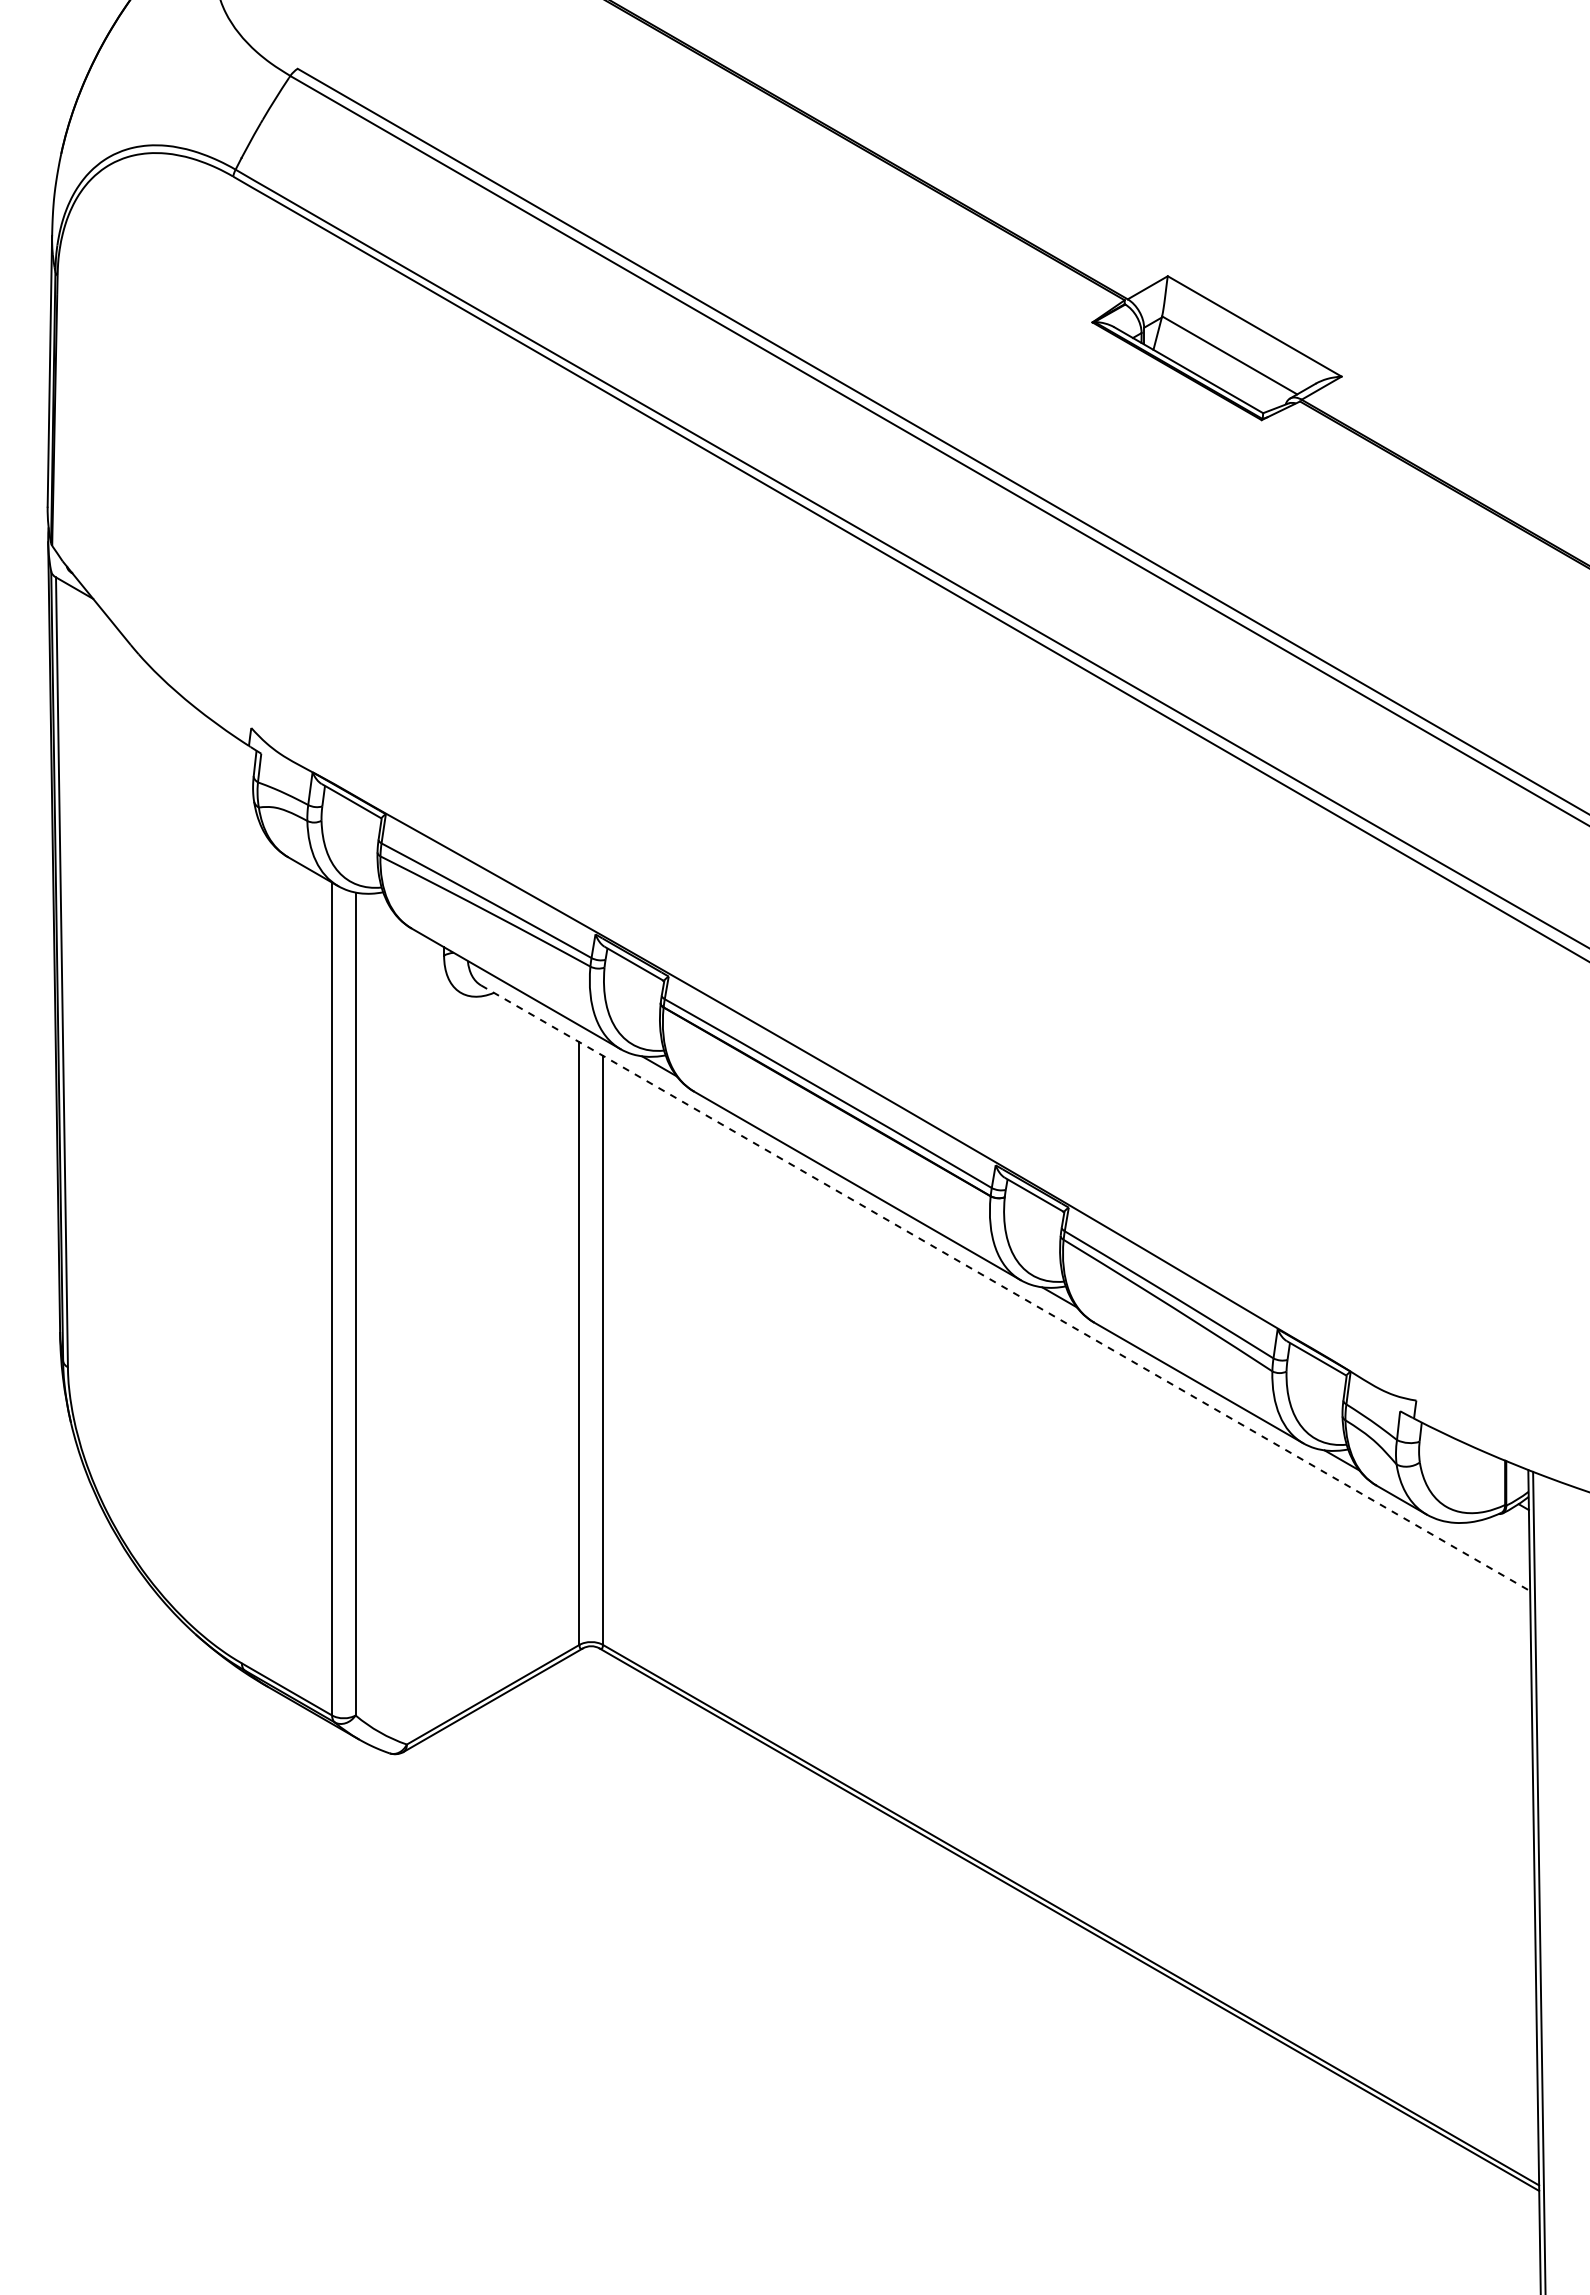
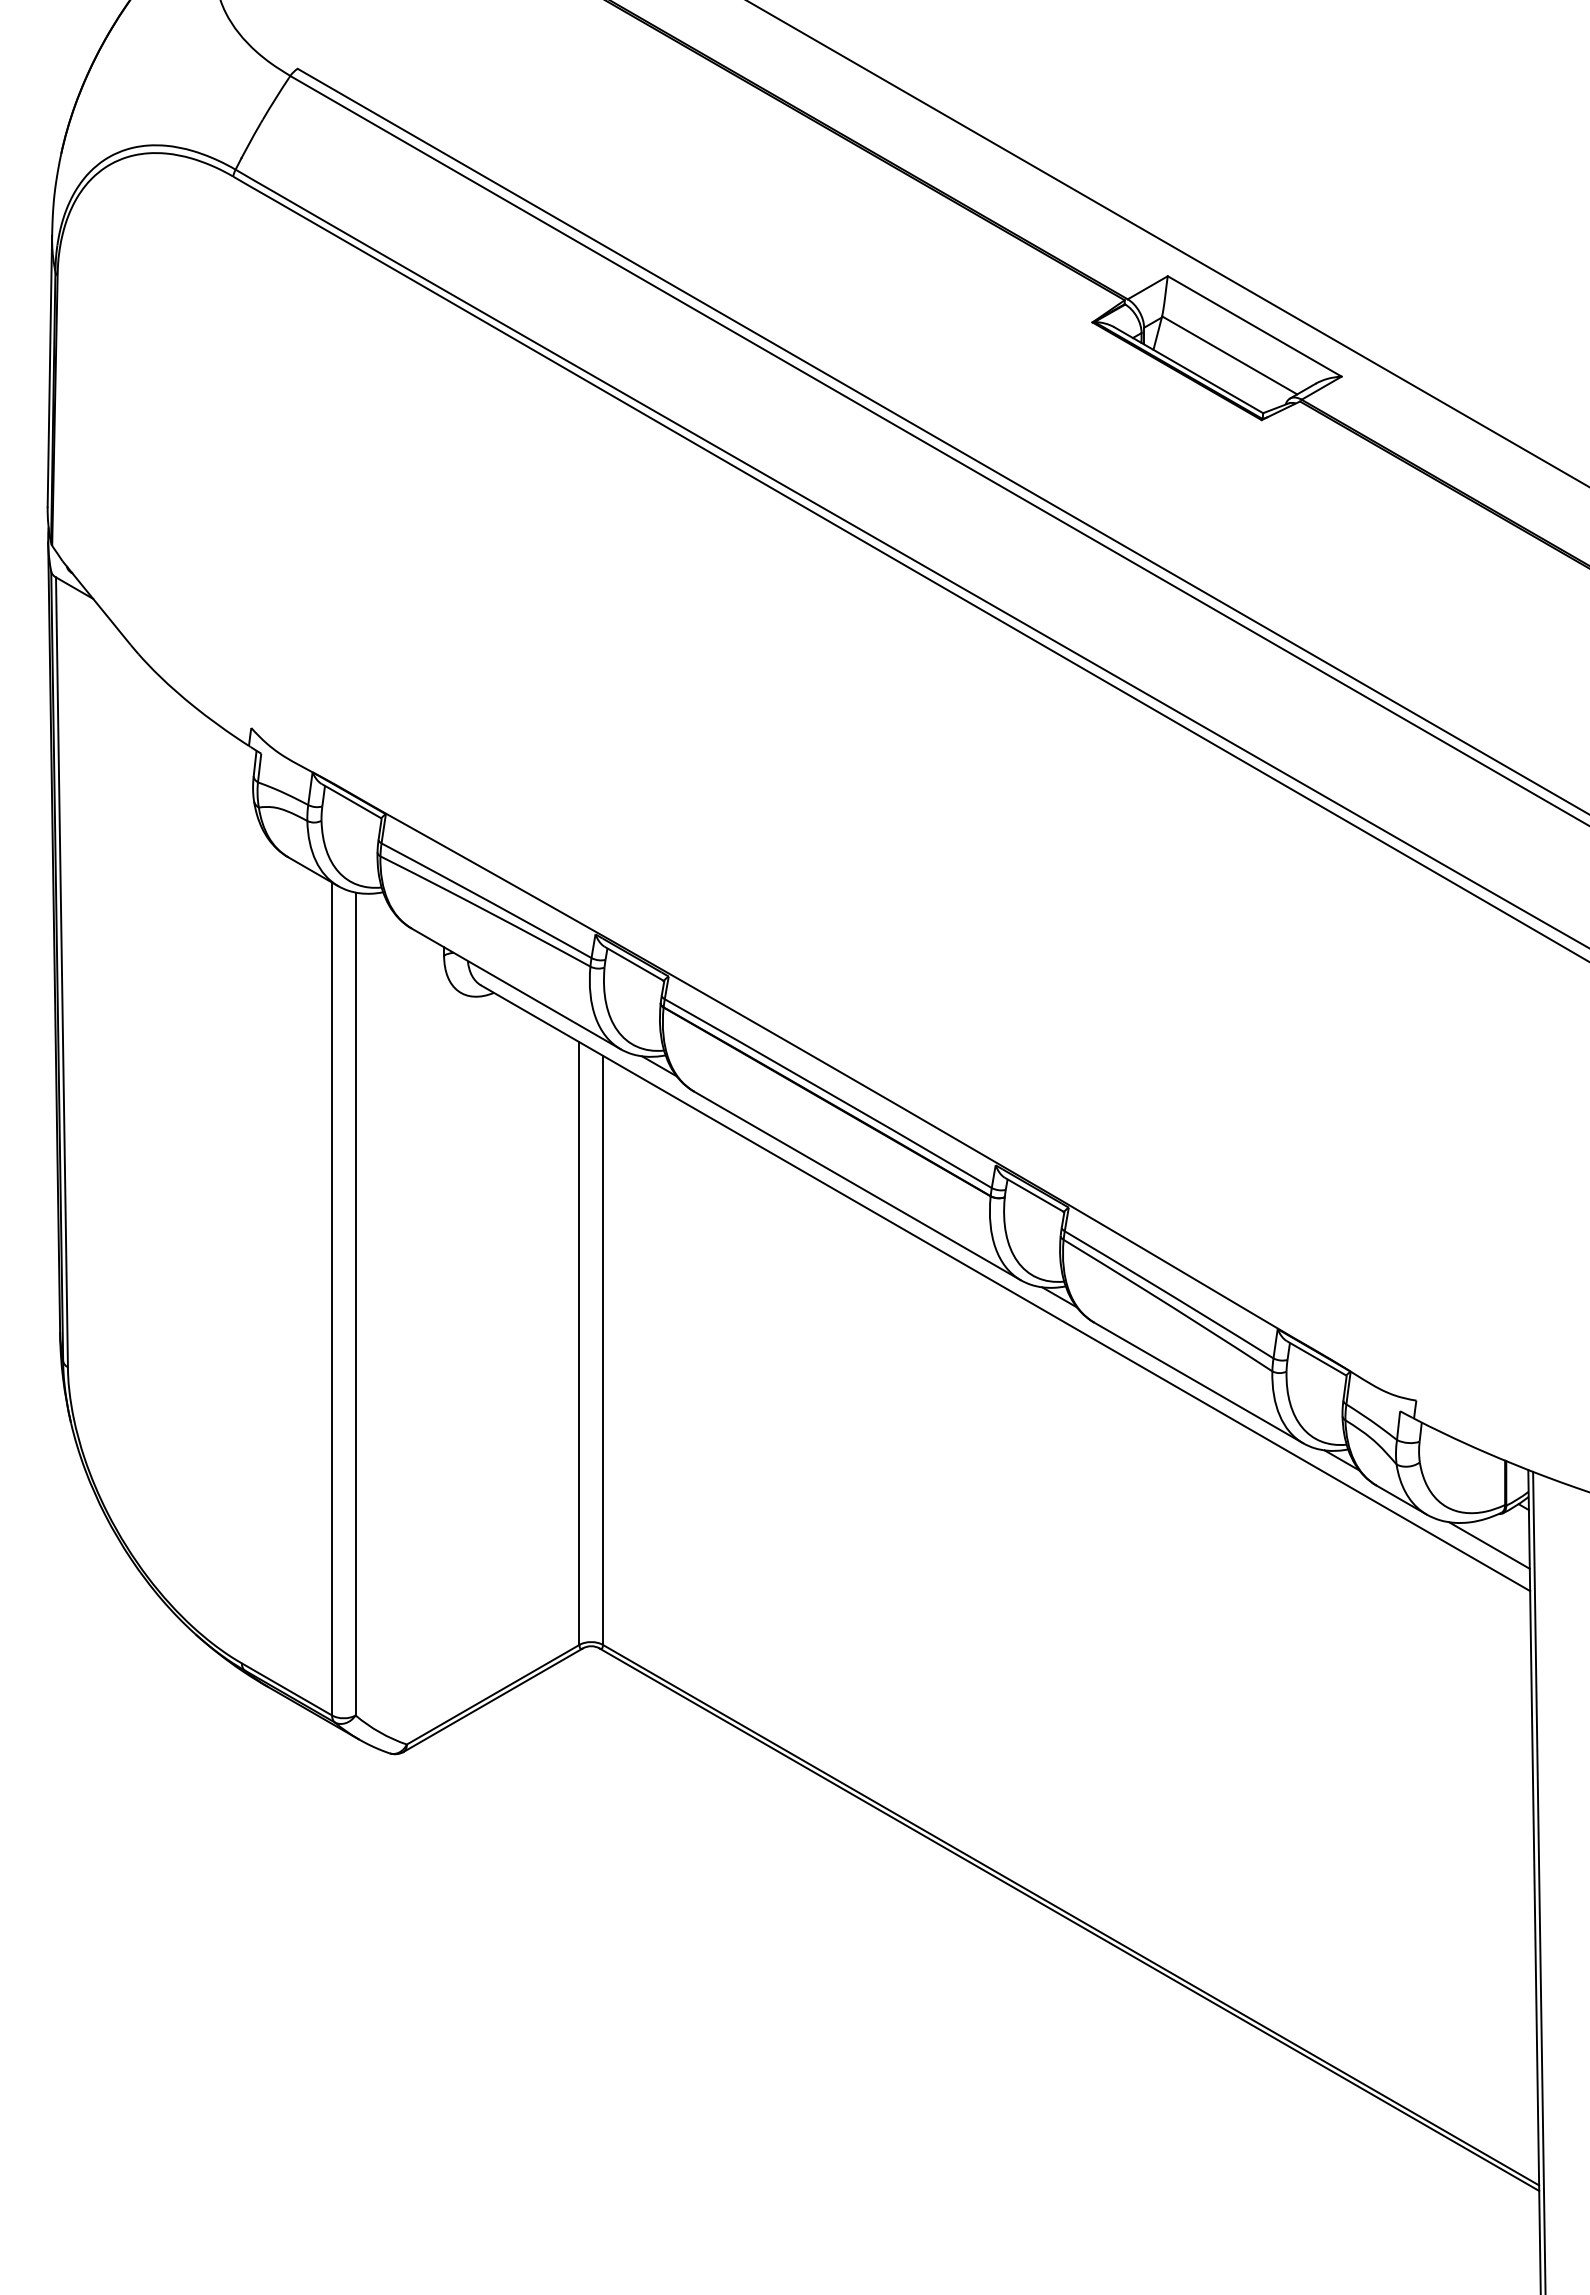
line: none -> present (1167, 243)
line: dashed -> solid (1005, 1288)
line: none -> present (1489, 1545)
